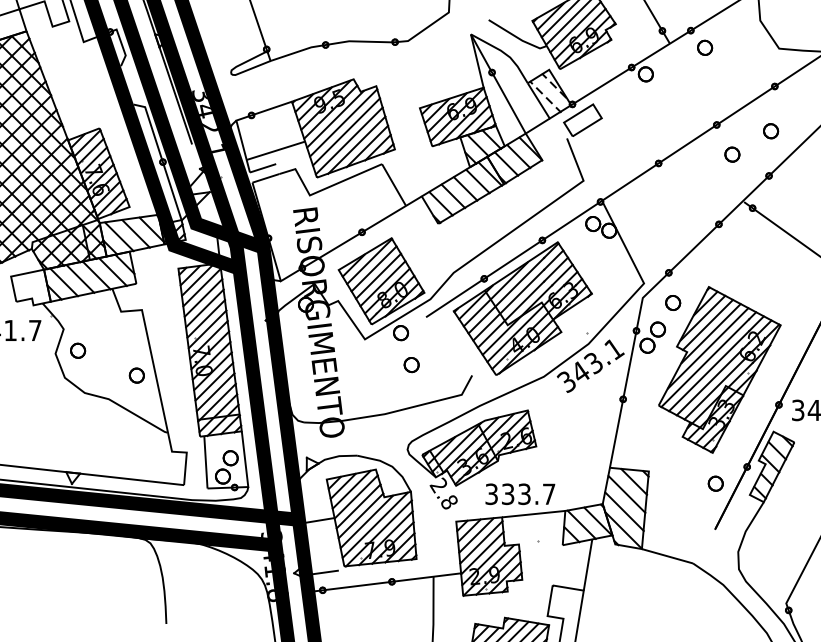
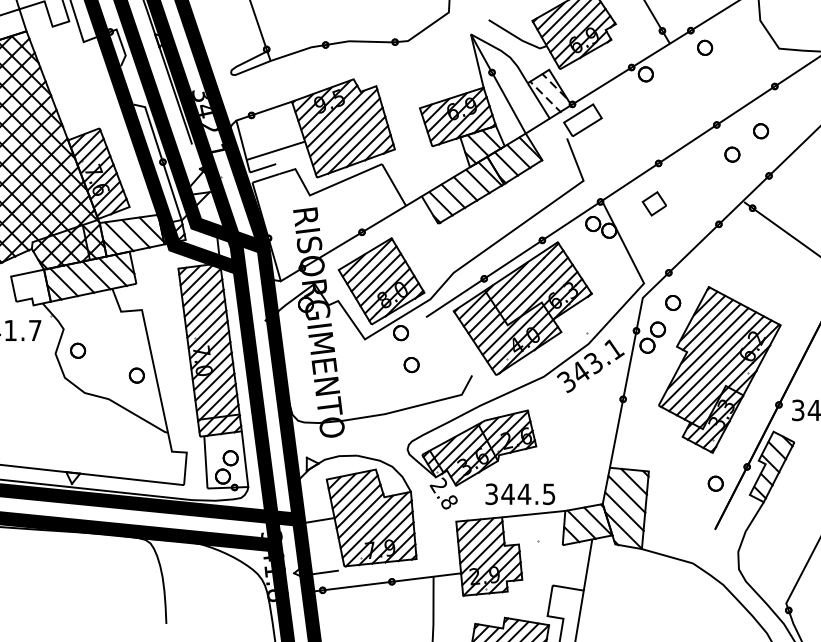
part position: (771, 131) -> (761, 131) (761, 131)
part: none -> present (653, 203)
text: 333.7 -> 344.5 (528, 494)
